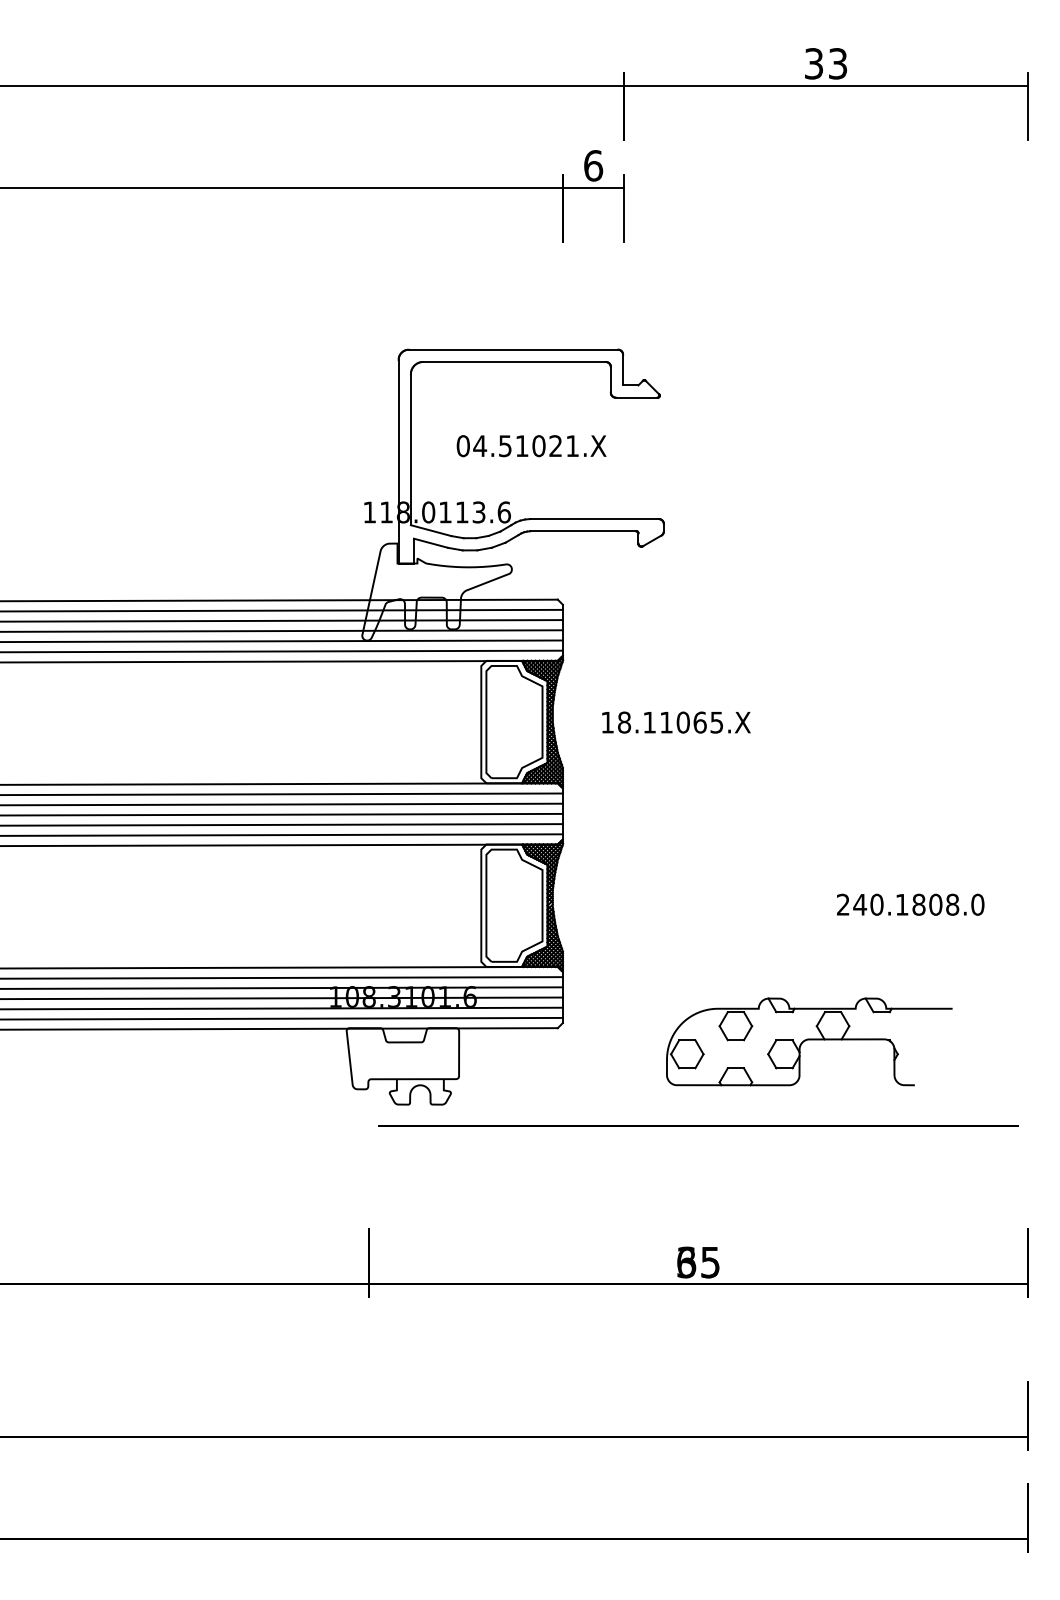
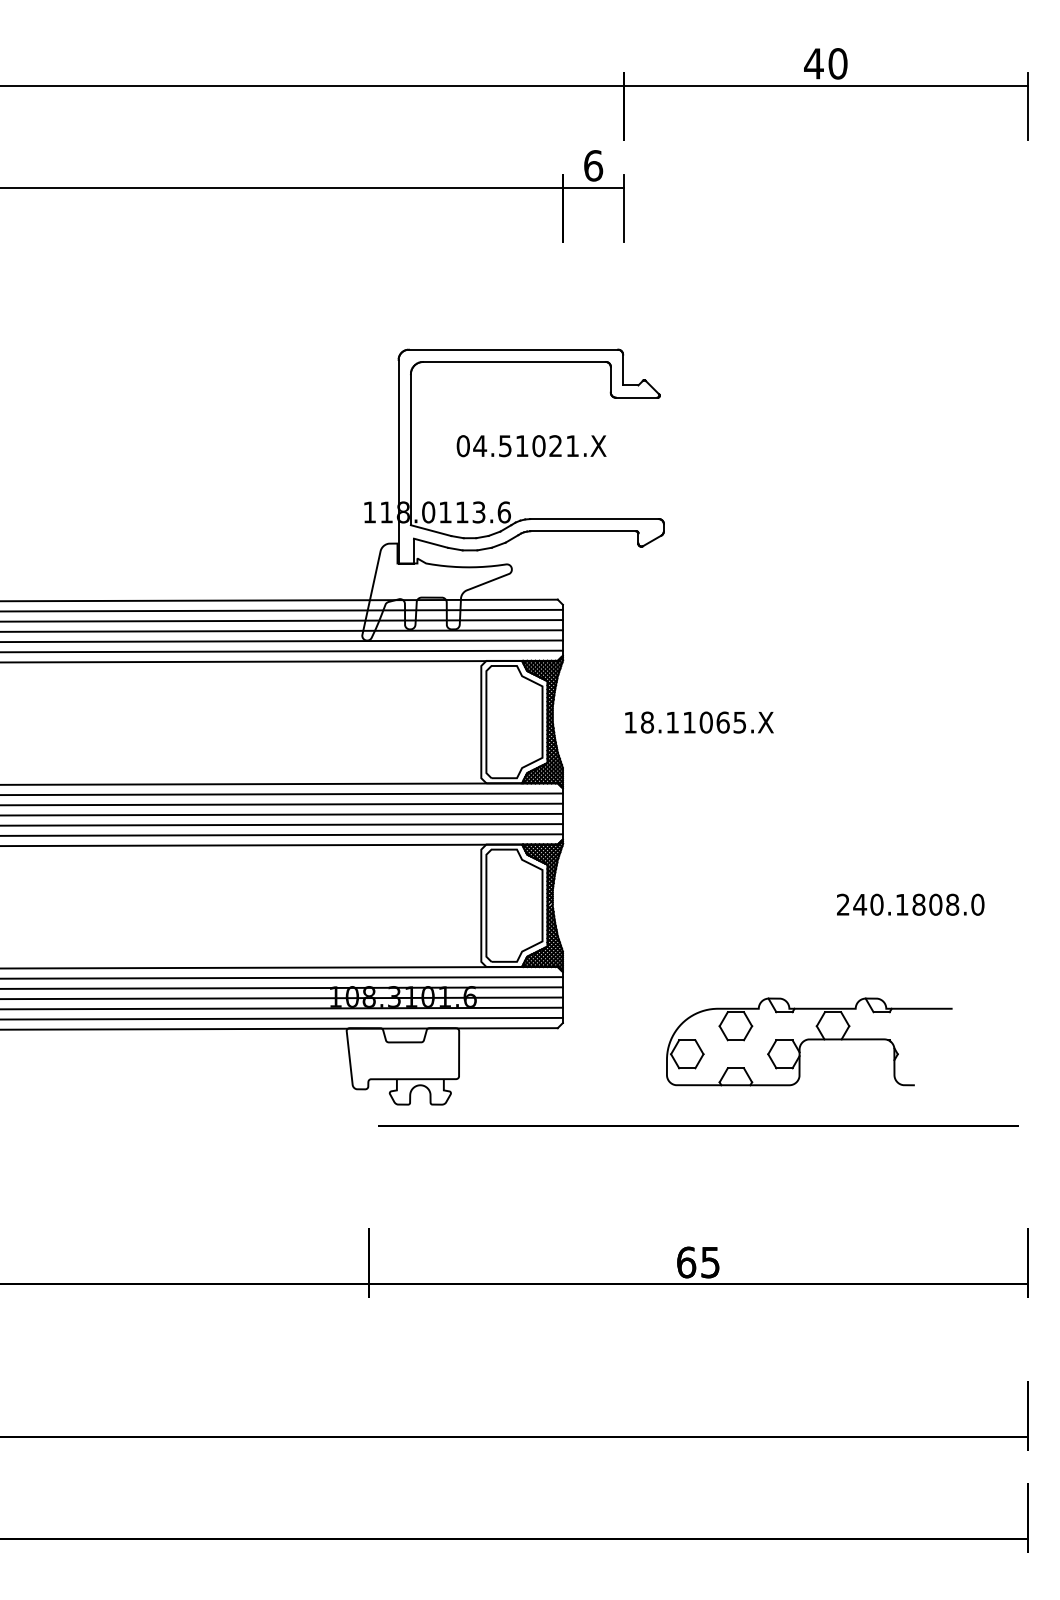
text: 33 -> 40 (825, 63)
text position: (676, 722) -> (699, 722) (699, 722)
text: 35 -> 65 (686, 1262)
